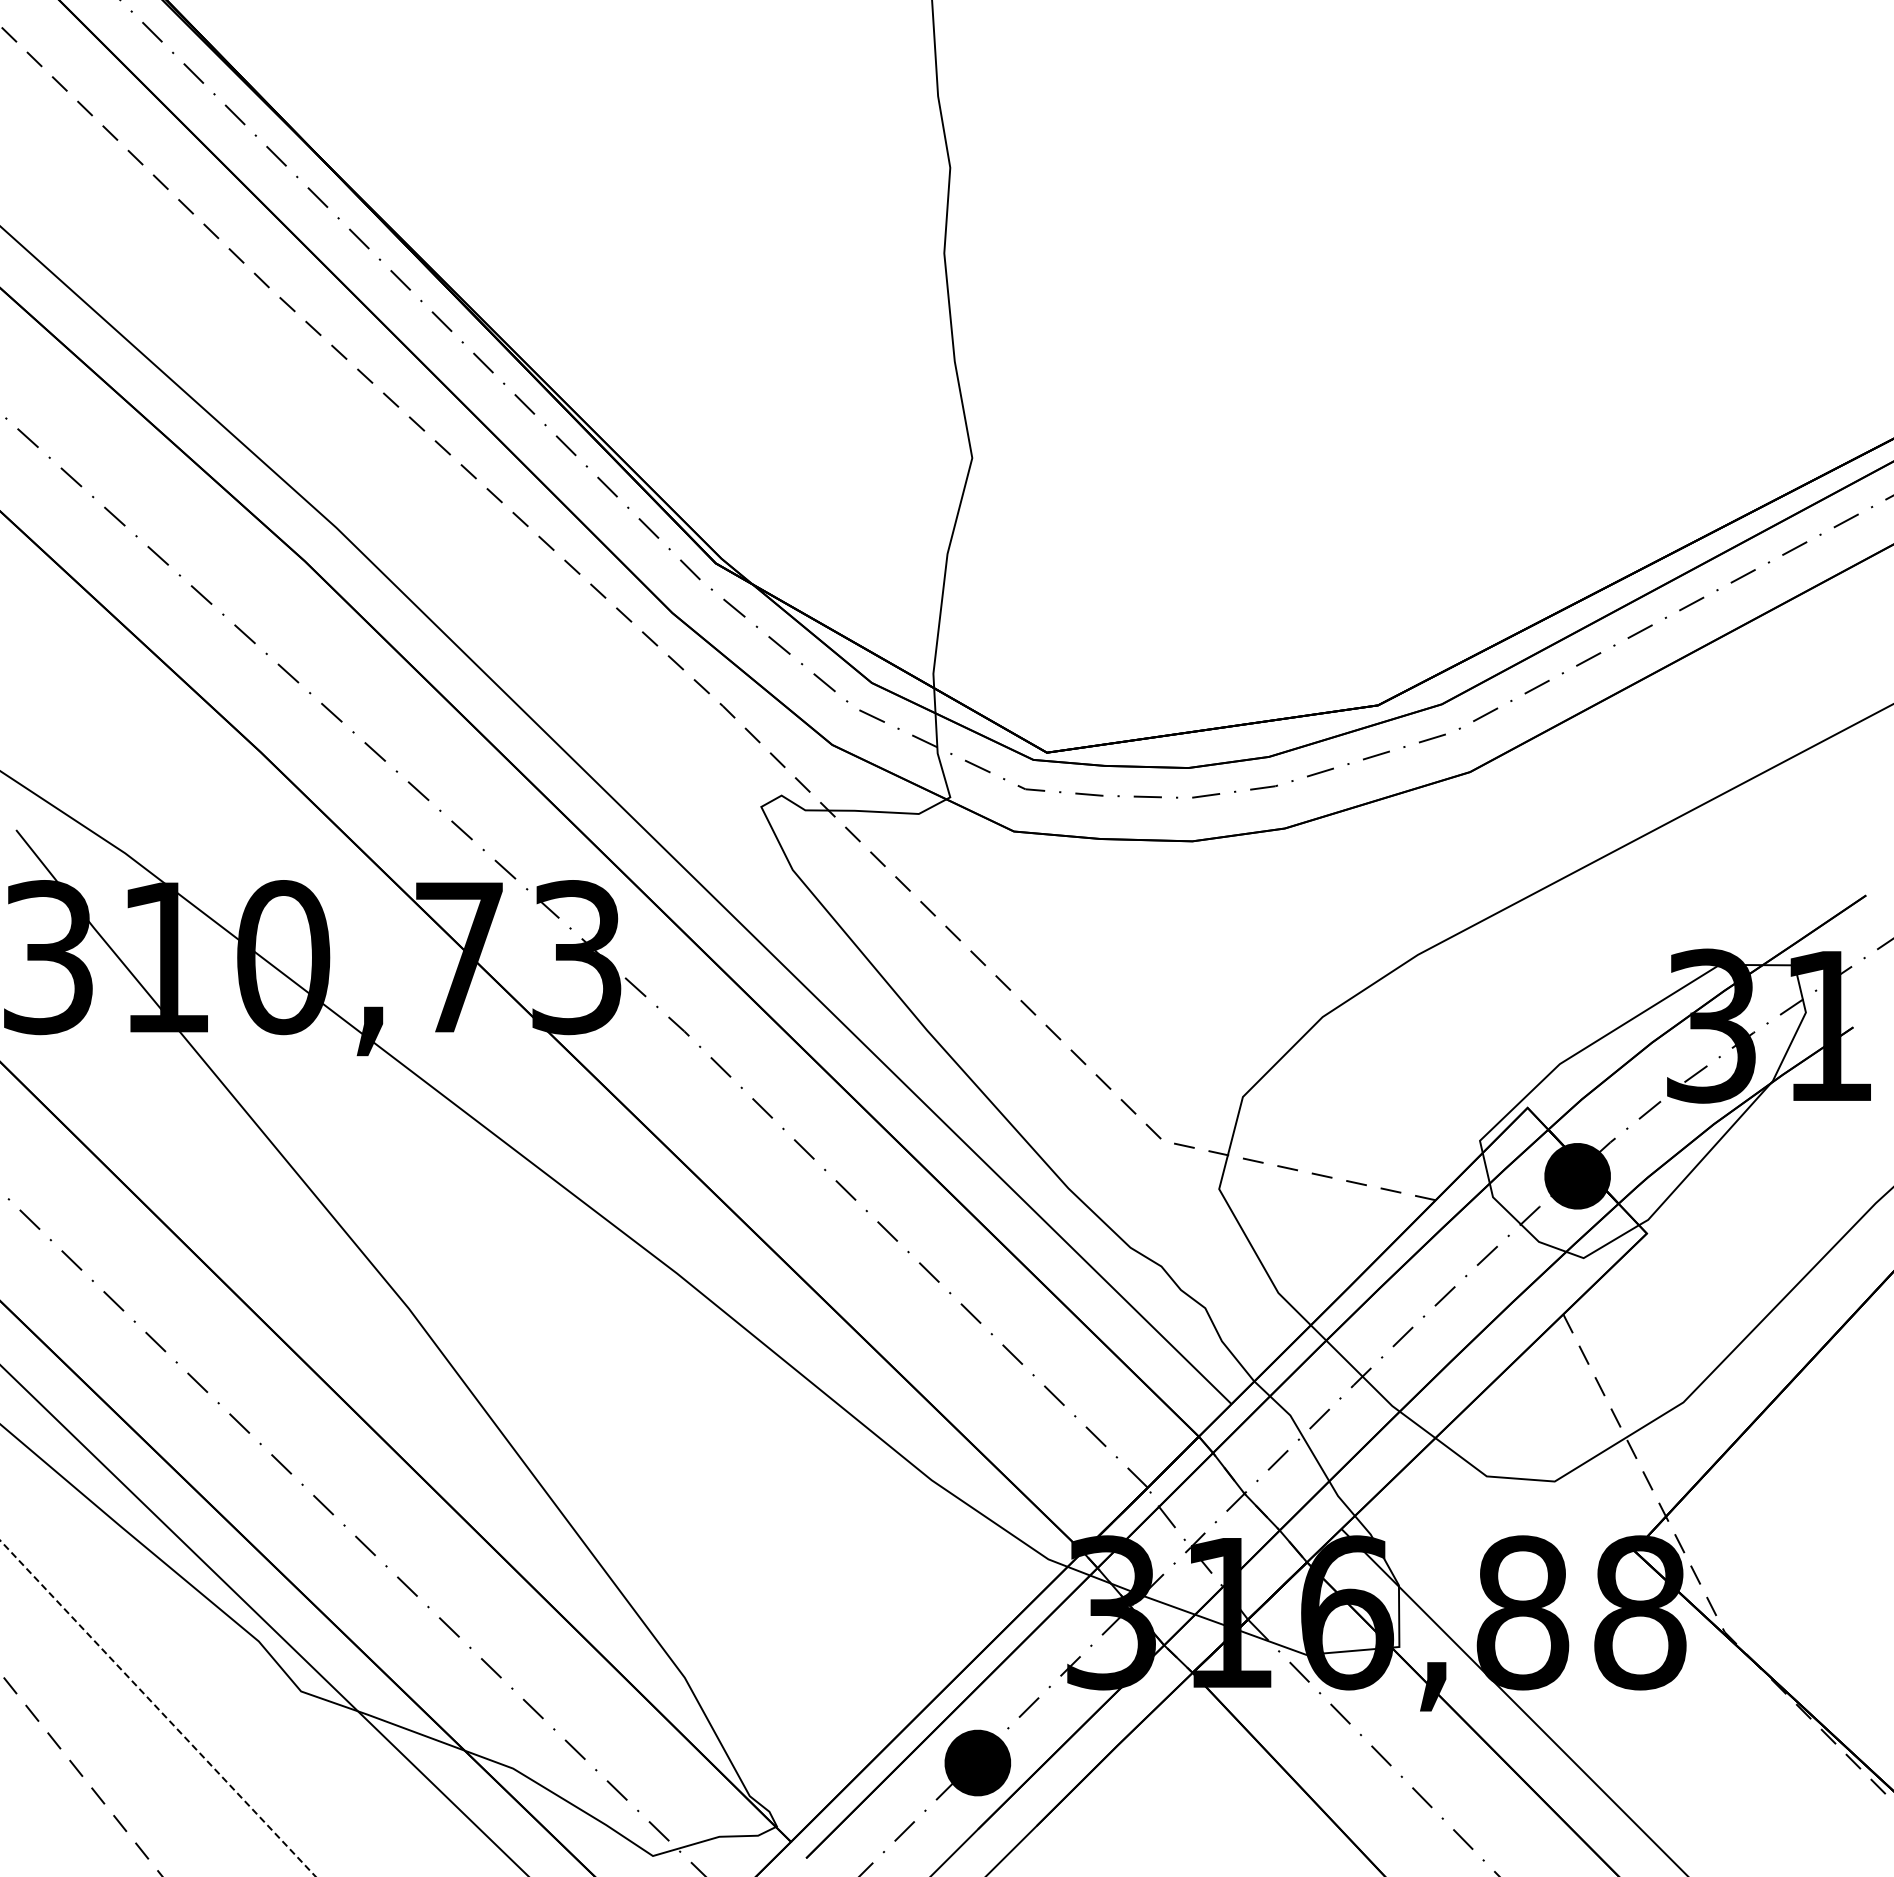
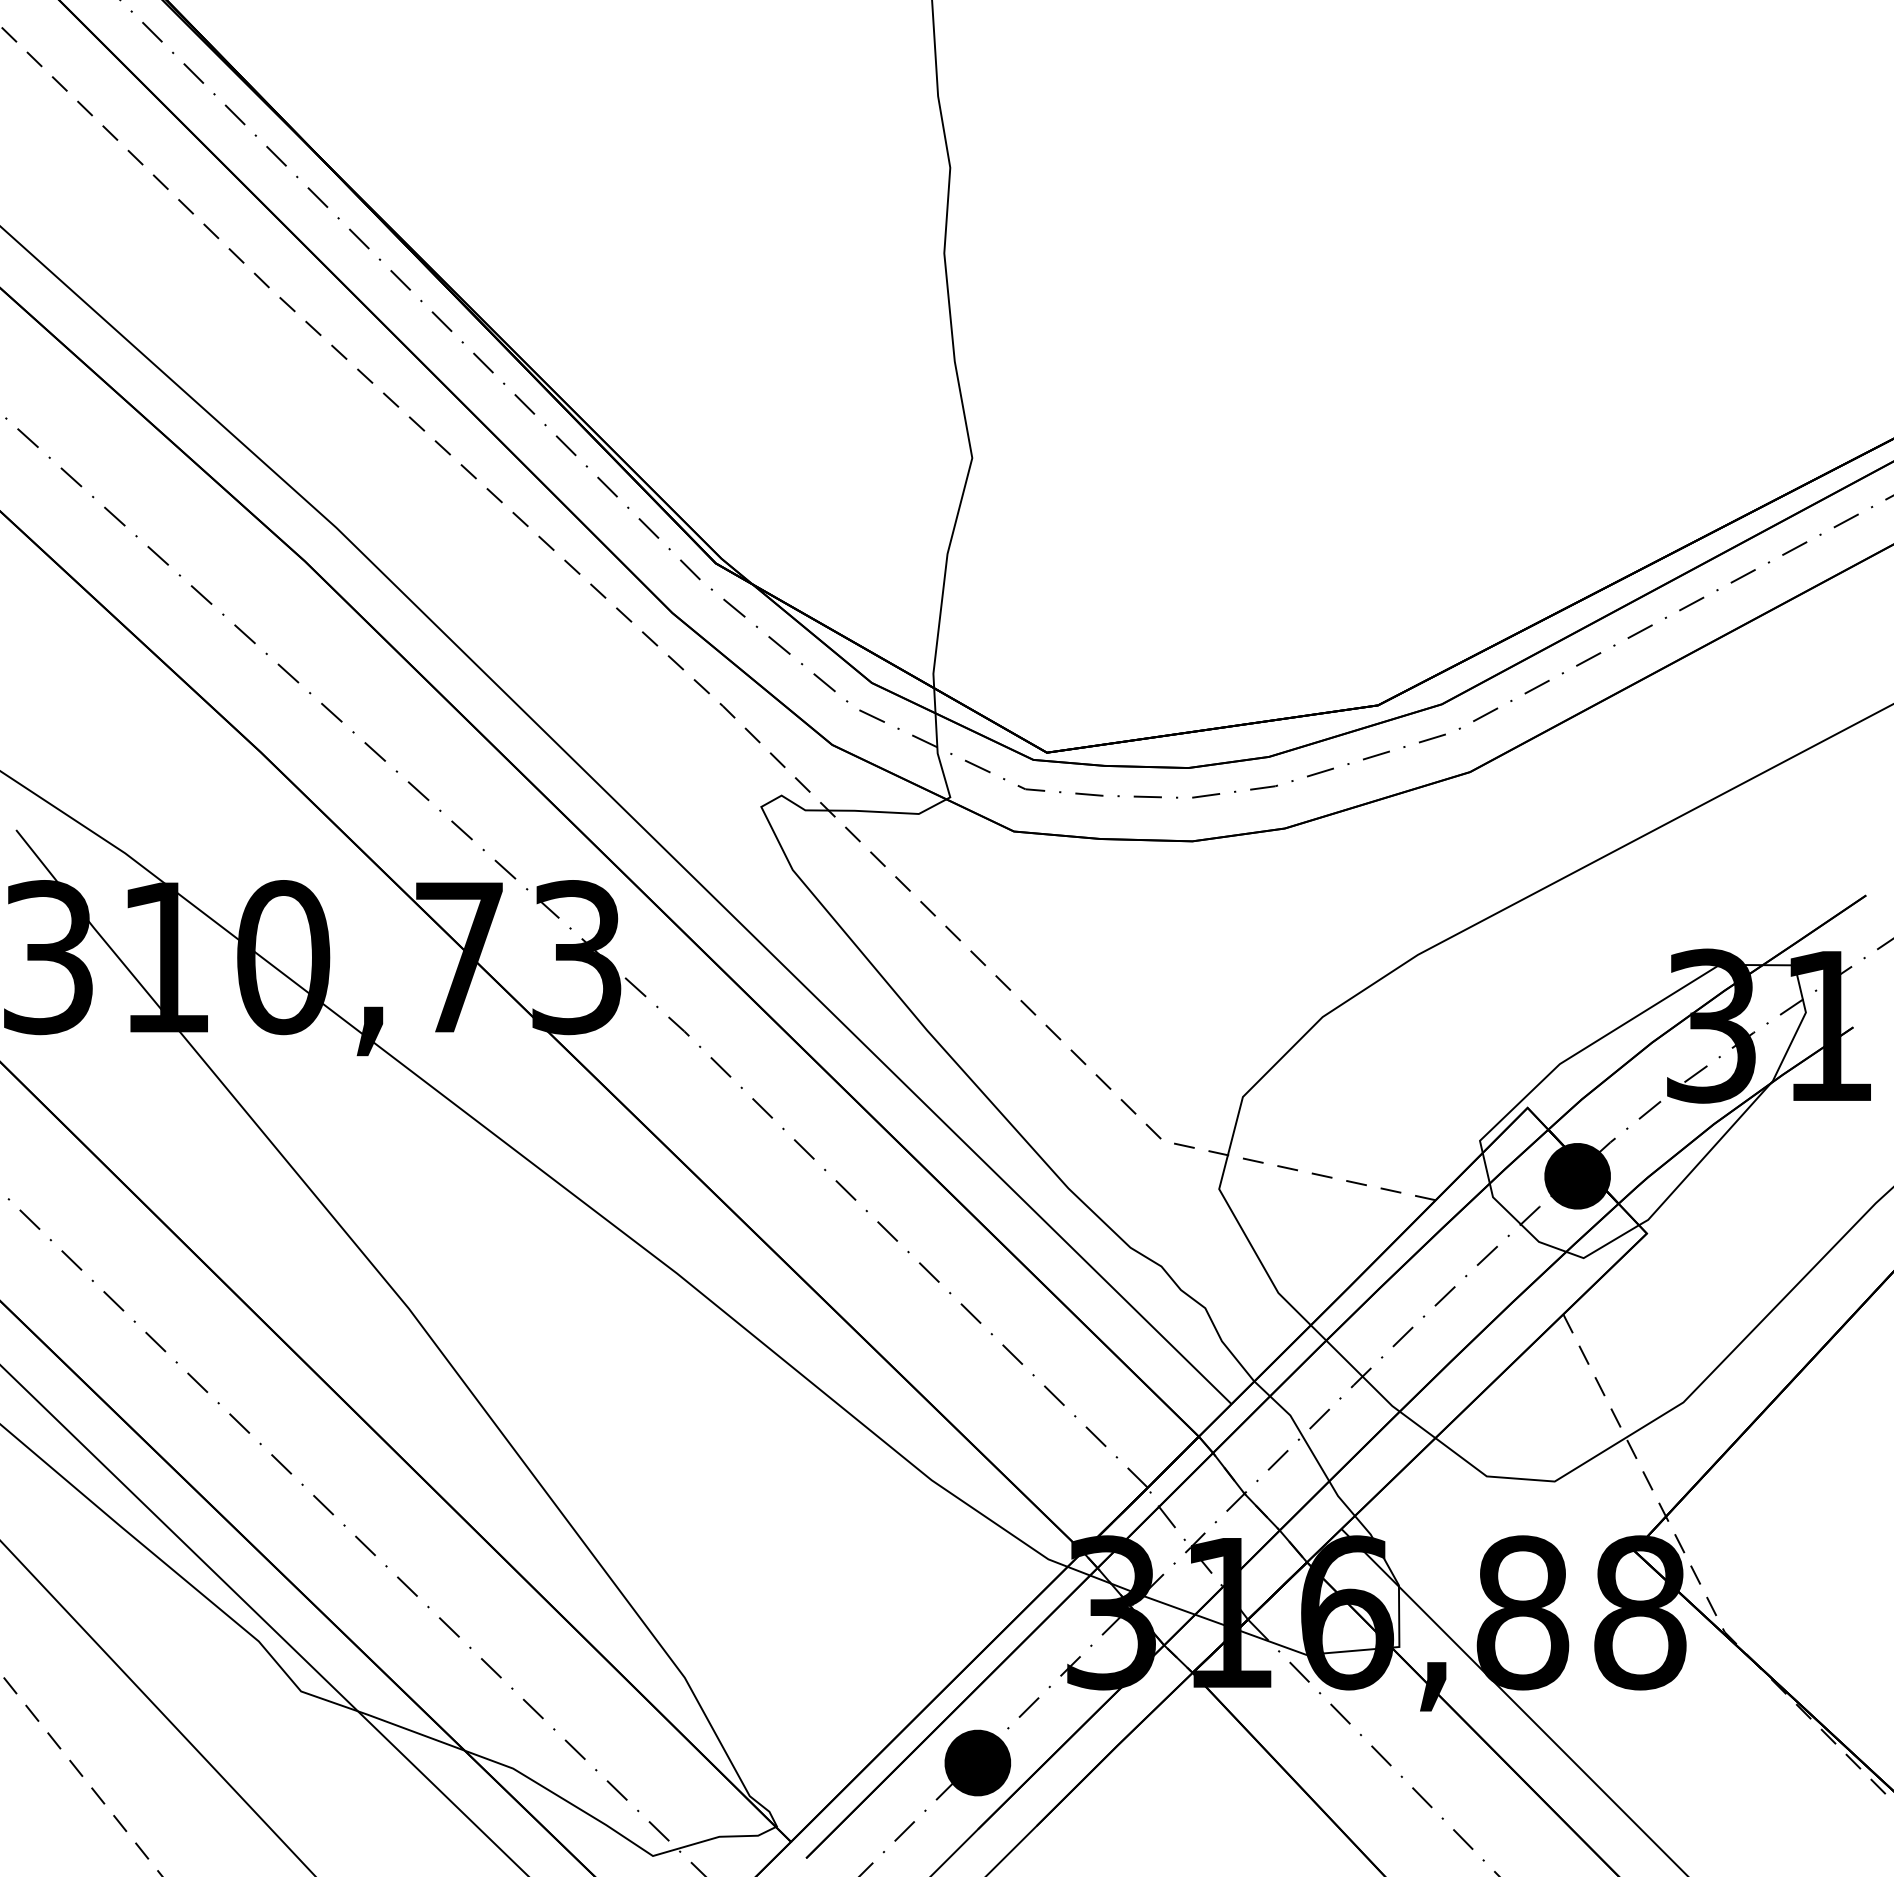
line: dashed -> solid (158, 1709)
